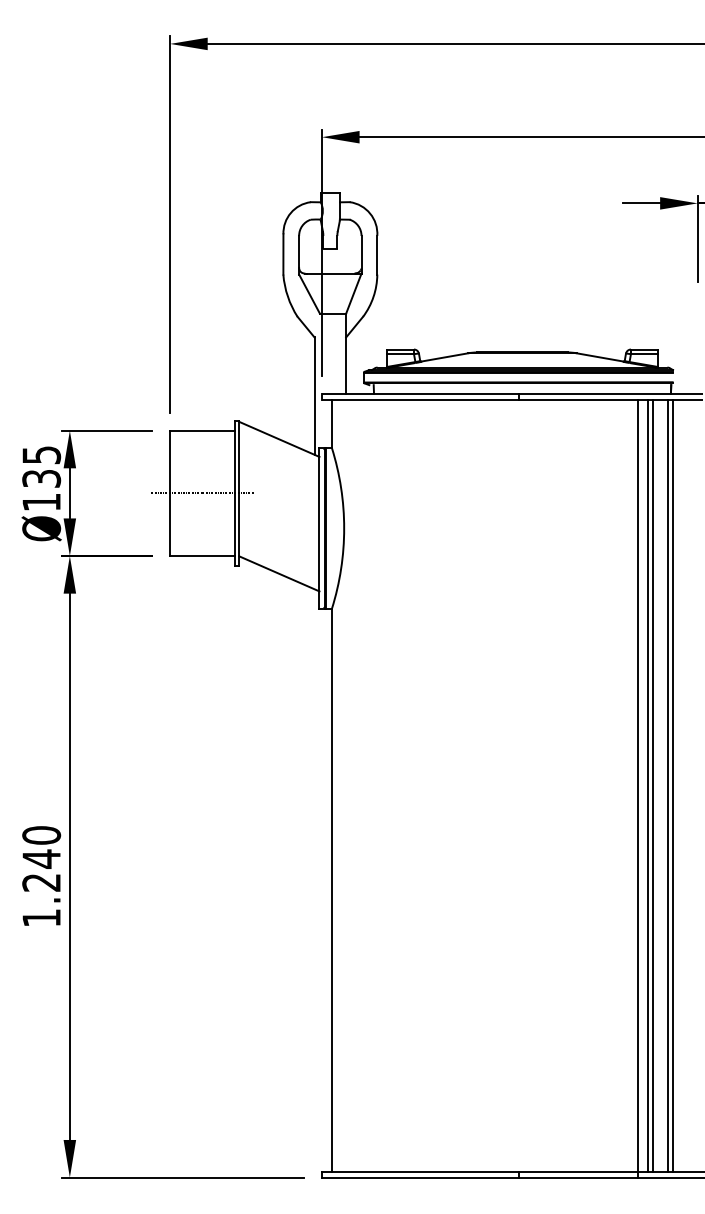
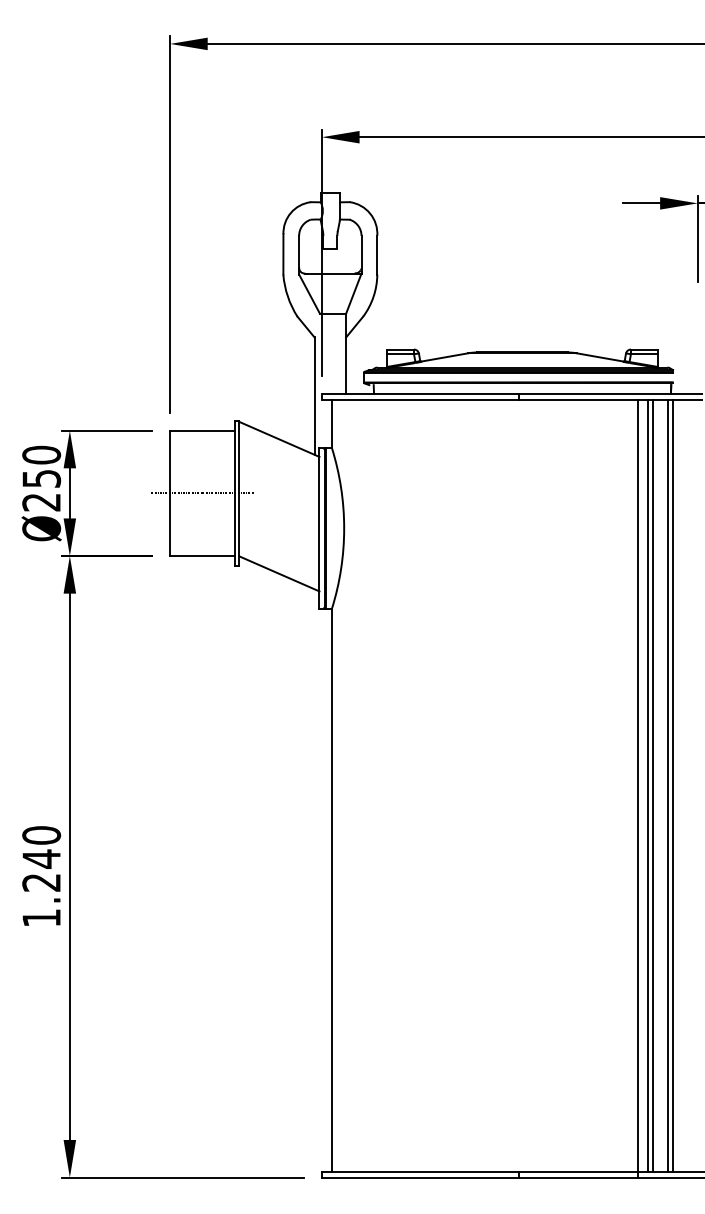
text: Ø135 -> Ø250 (41, 478)
